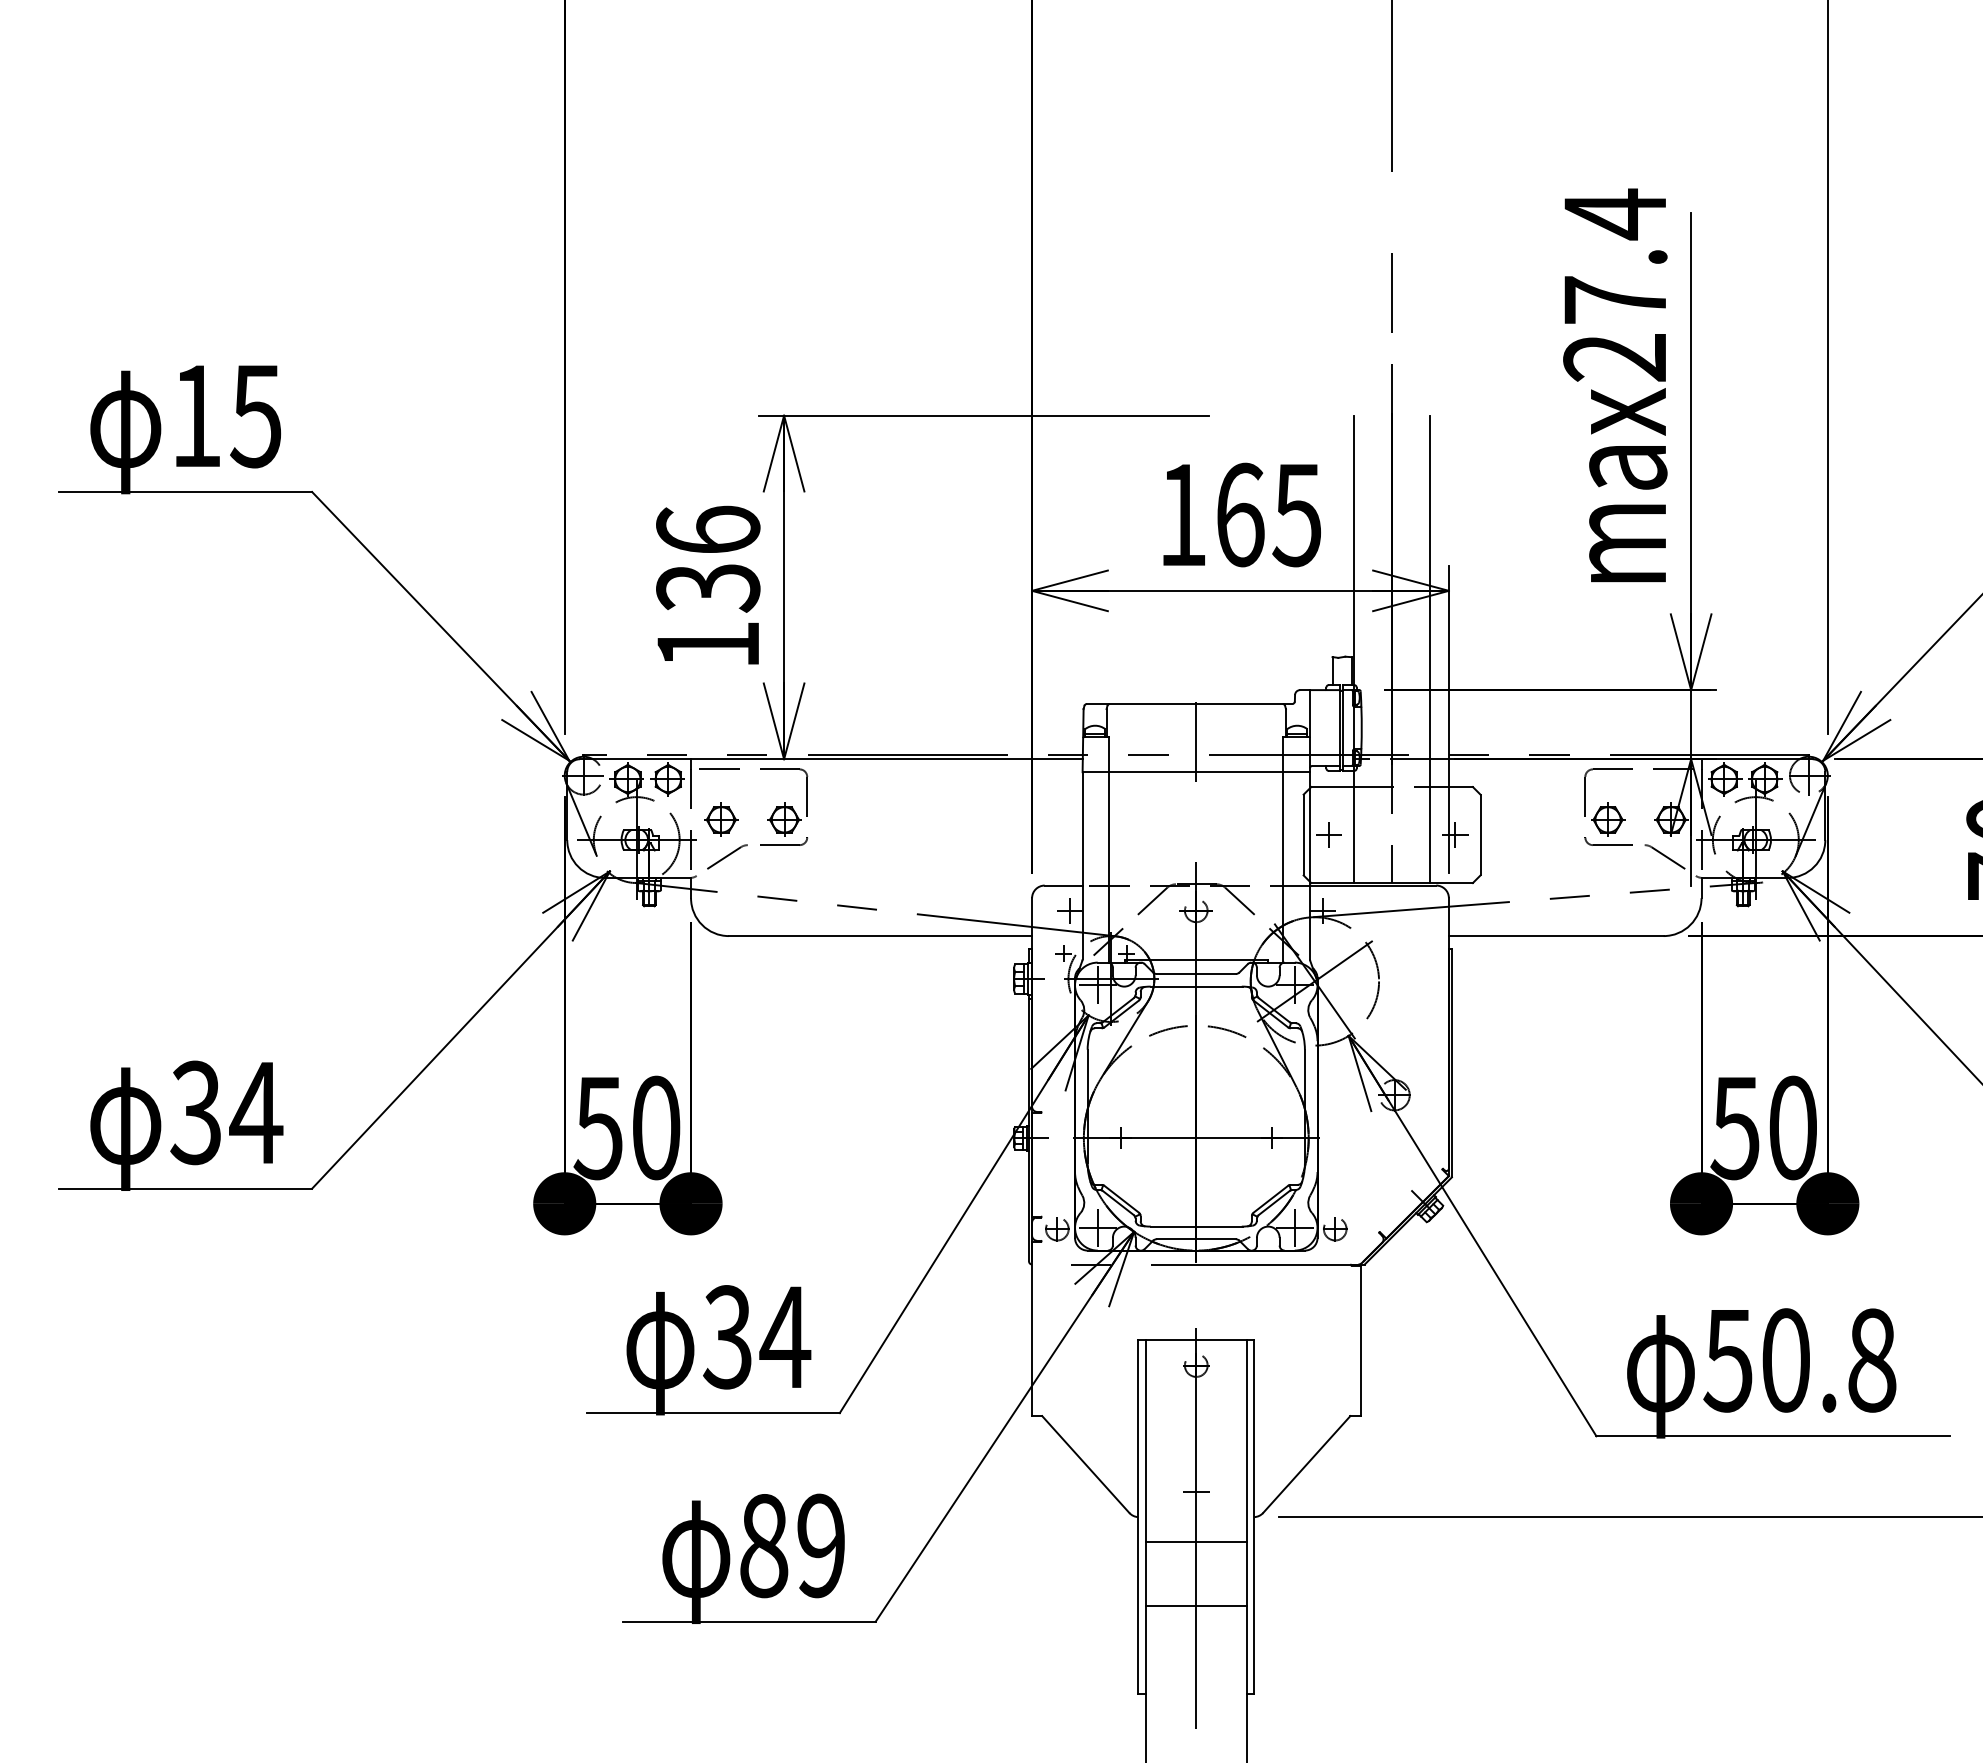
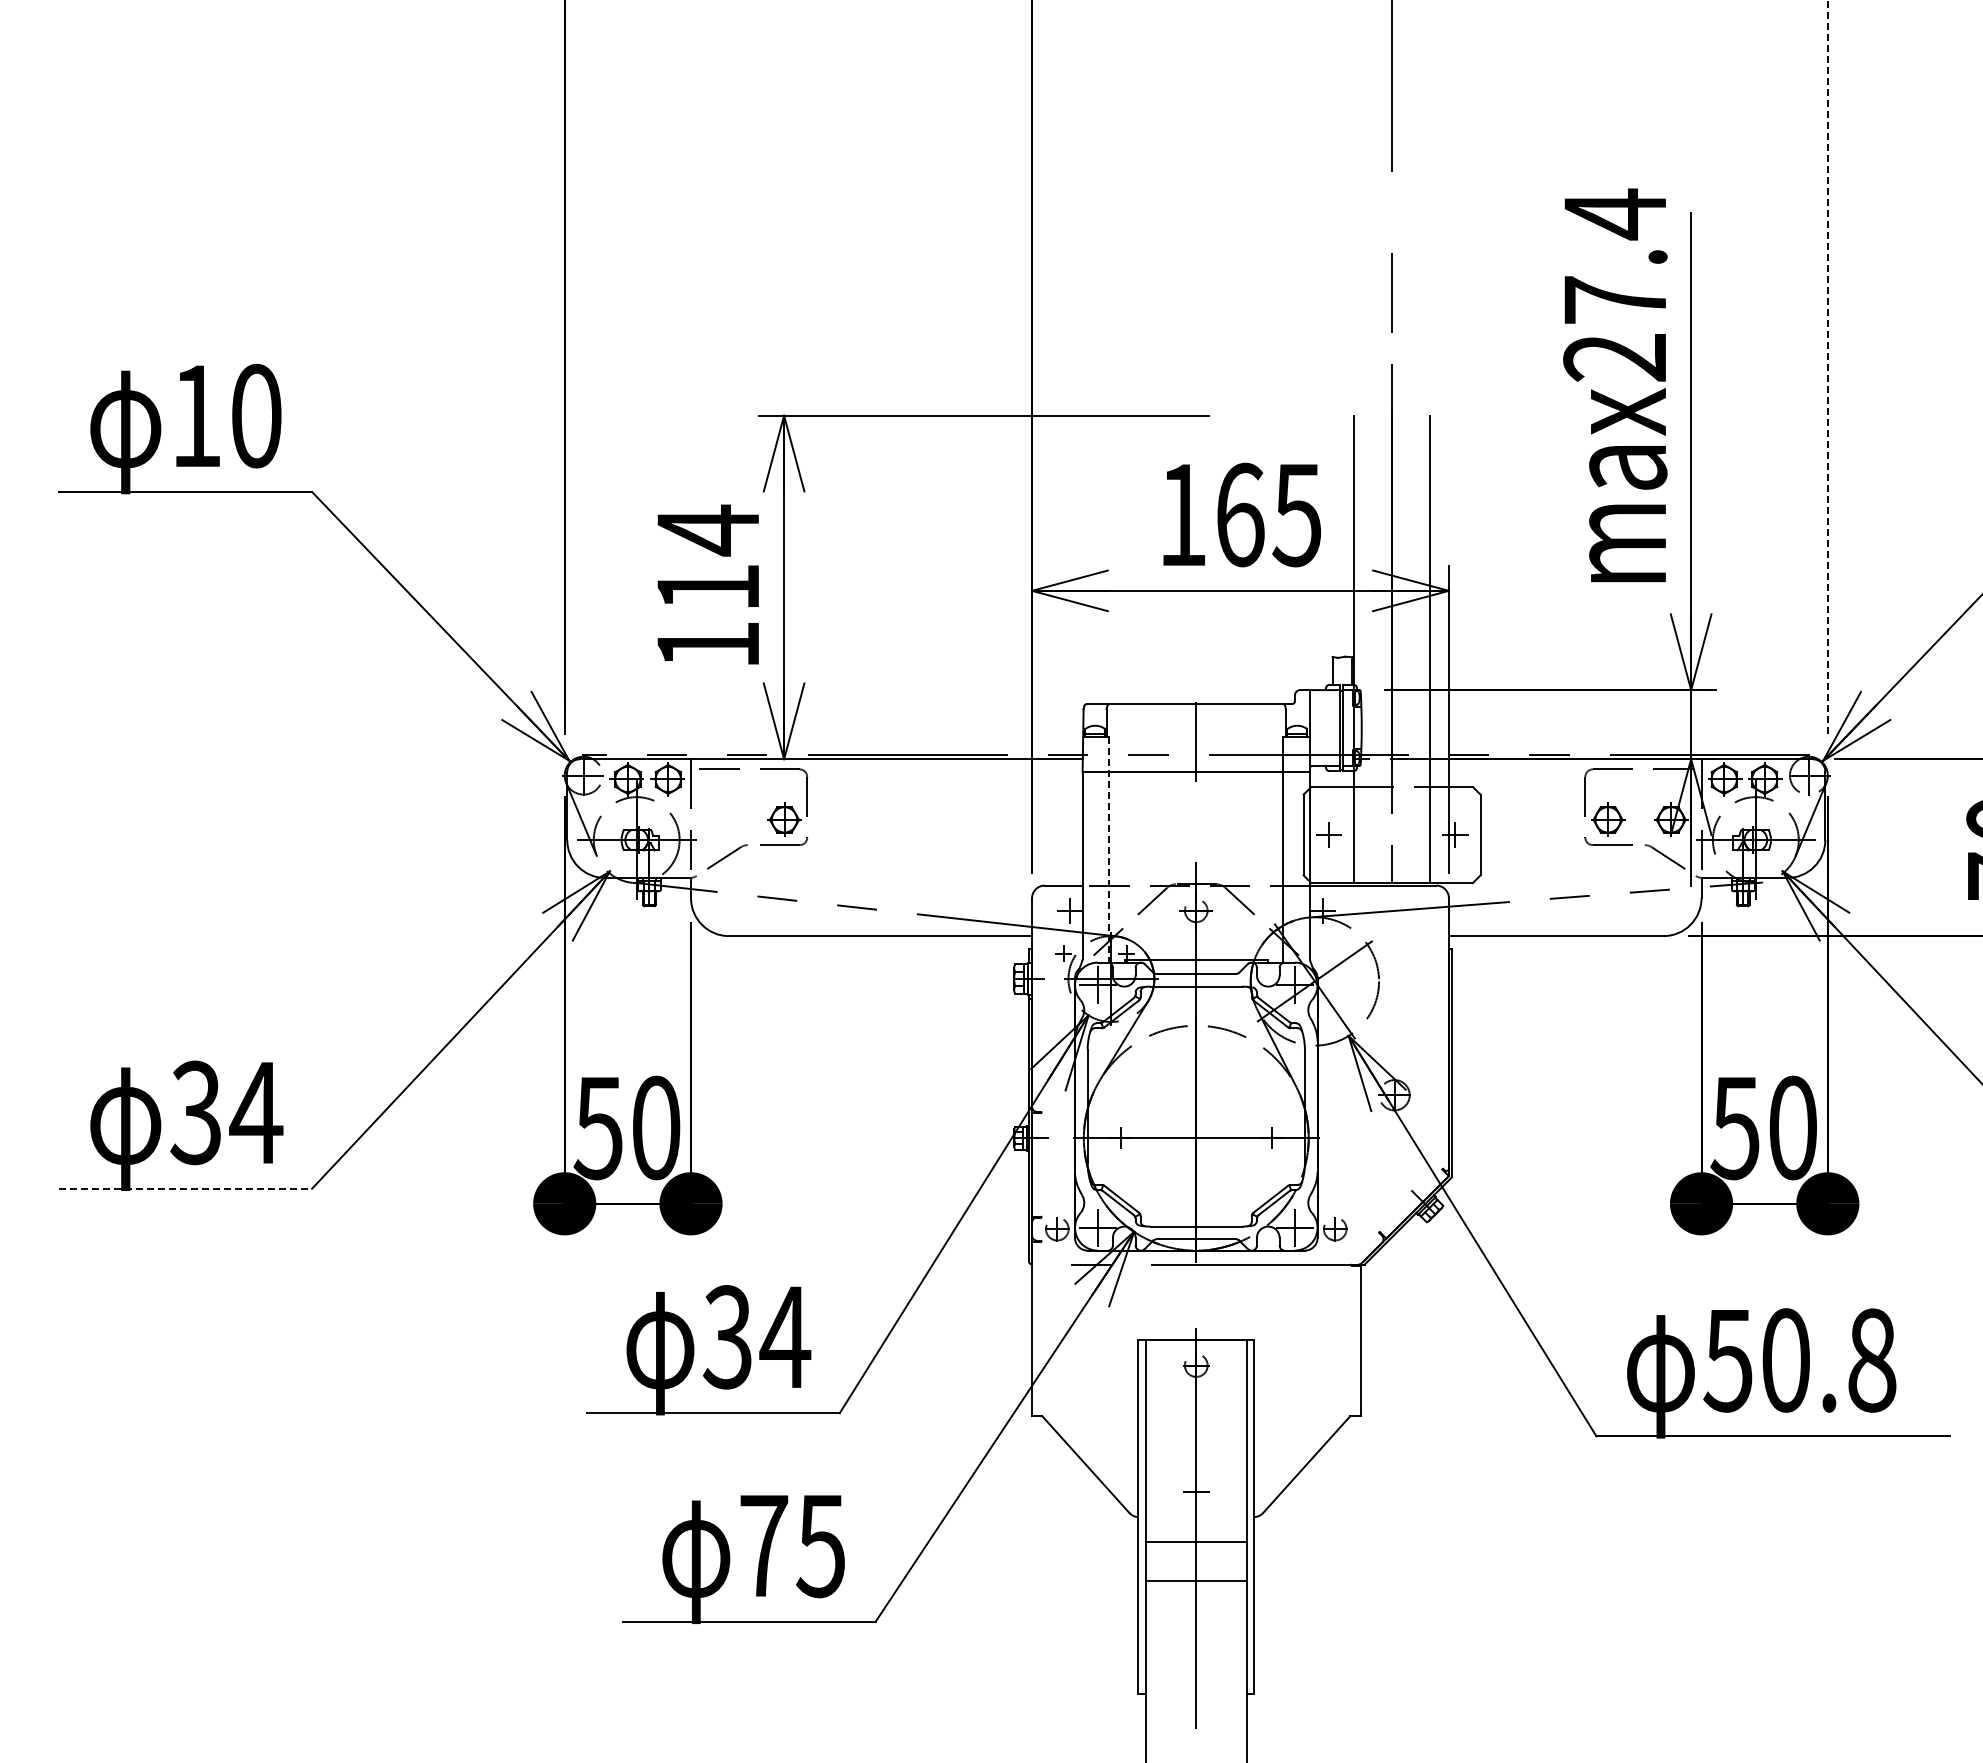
line: solid -> dashed (1827, 367)
text: 15 -> 10 (255, 415)
text: 136 -> 114 (708, 558)
part: present -> none (721, 819)
line: solid -> dashed (1109, 849)
line: solid -> dashed (186, 1188)
line: present -> none (1629, 1517)
text: 89 -> 75 (792, 1545)
line position: (1195, 1605) -> (1195, 1580) (1195, 1580)
